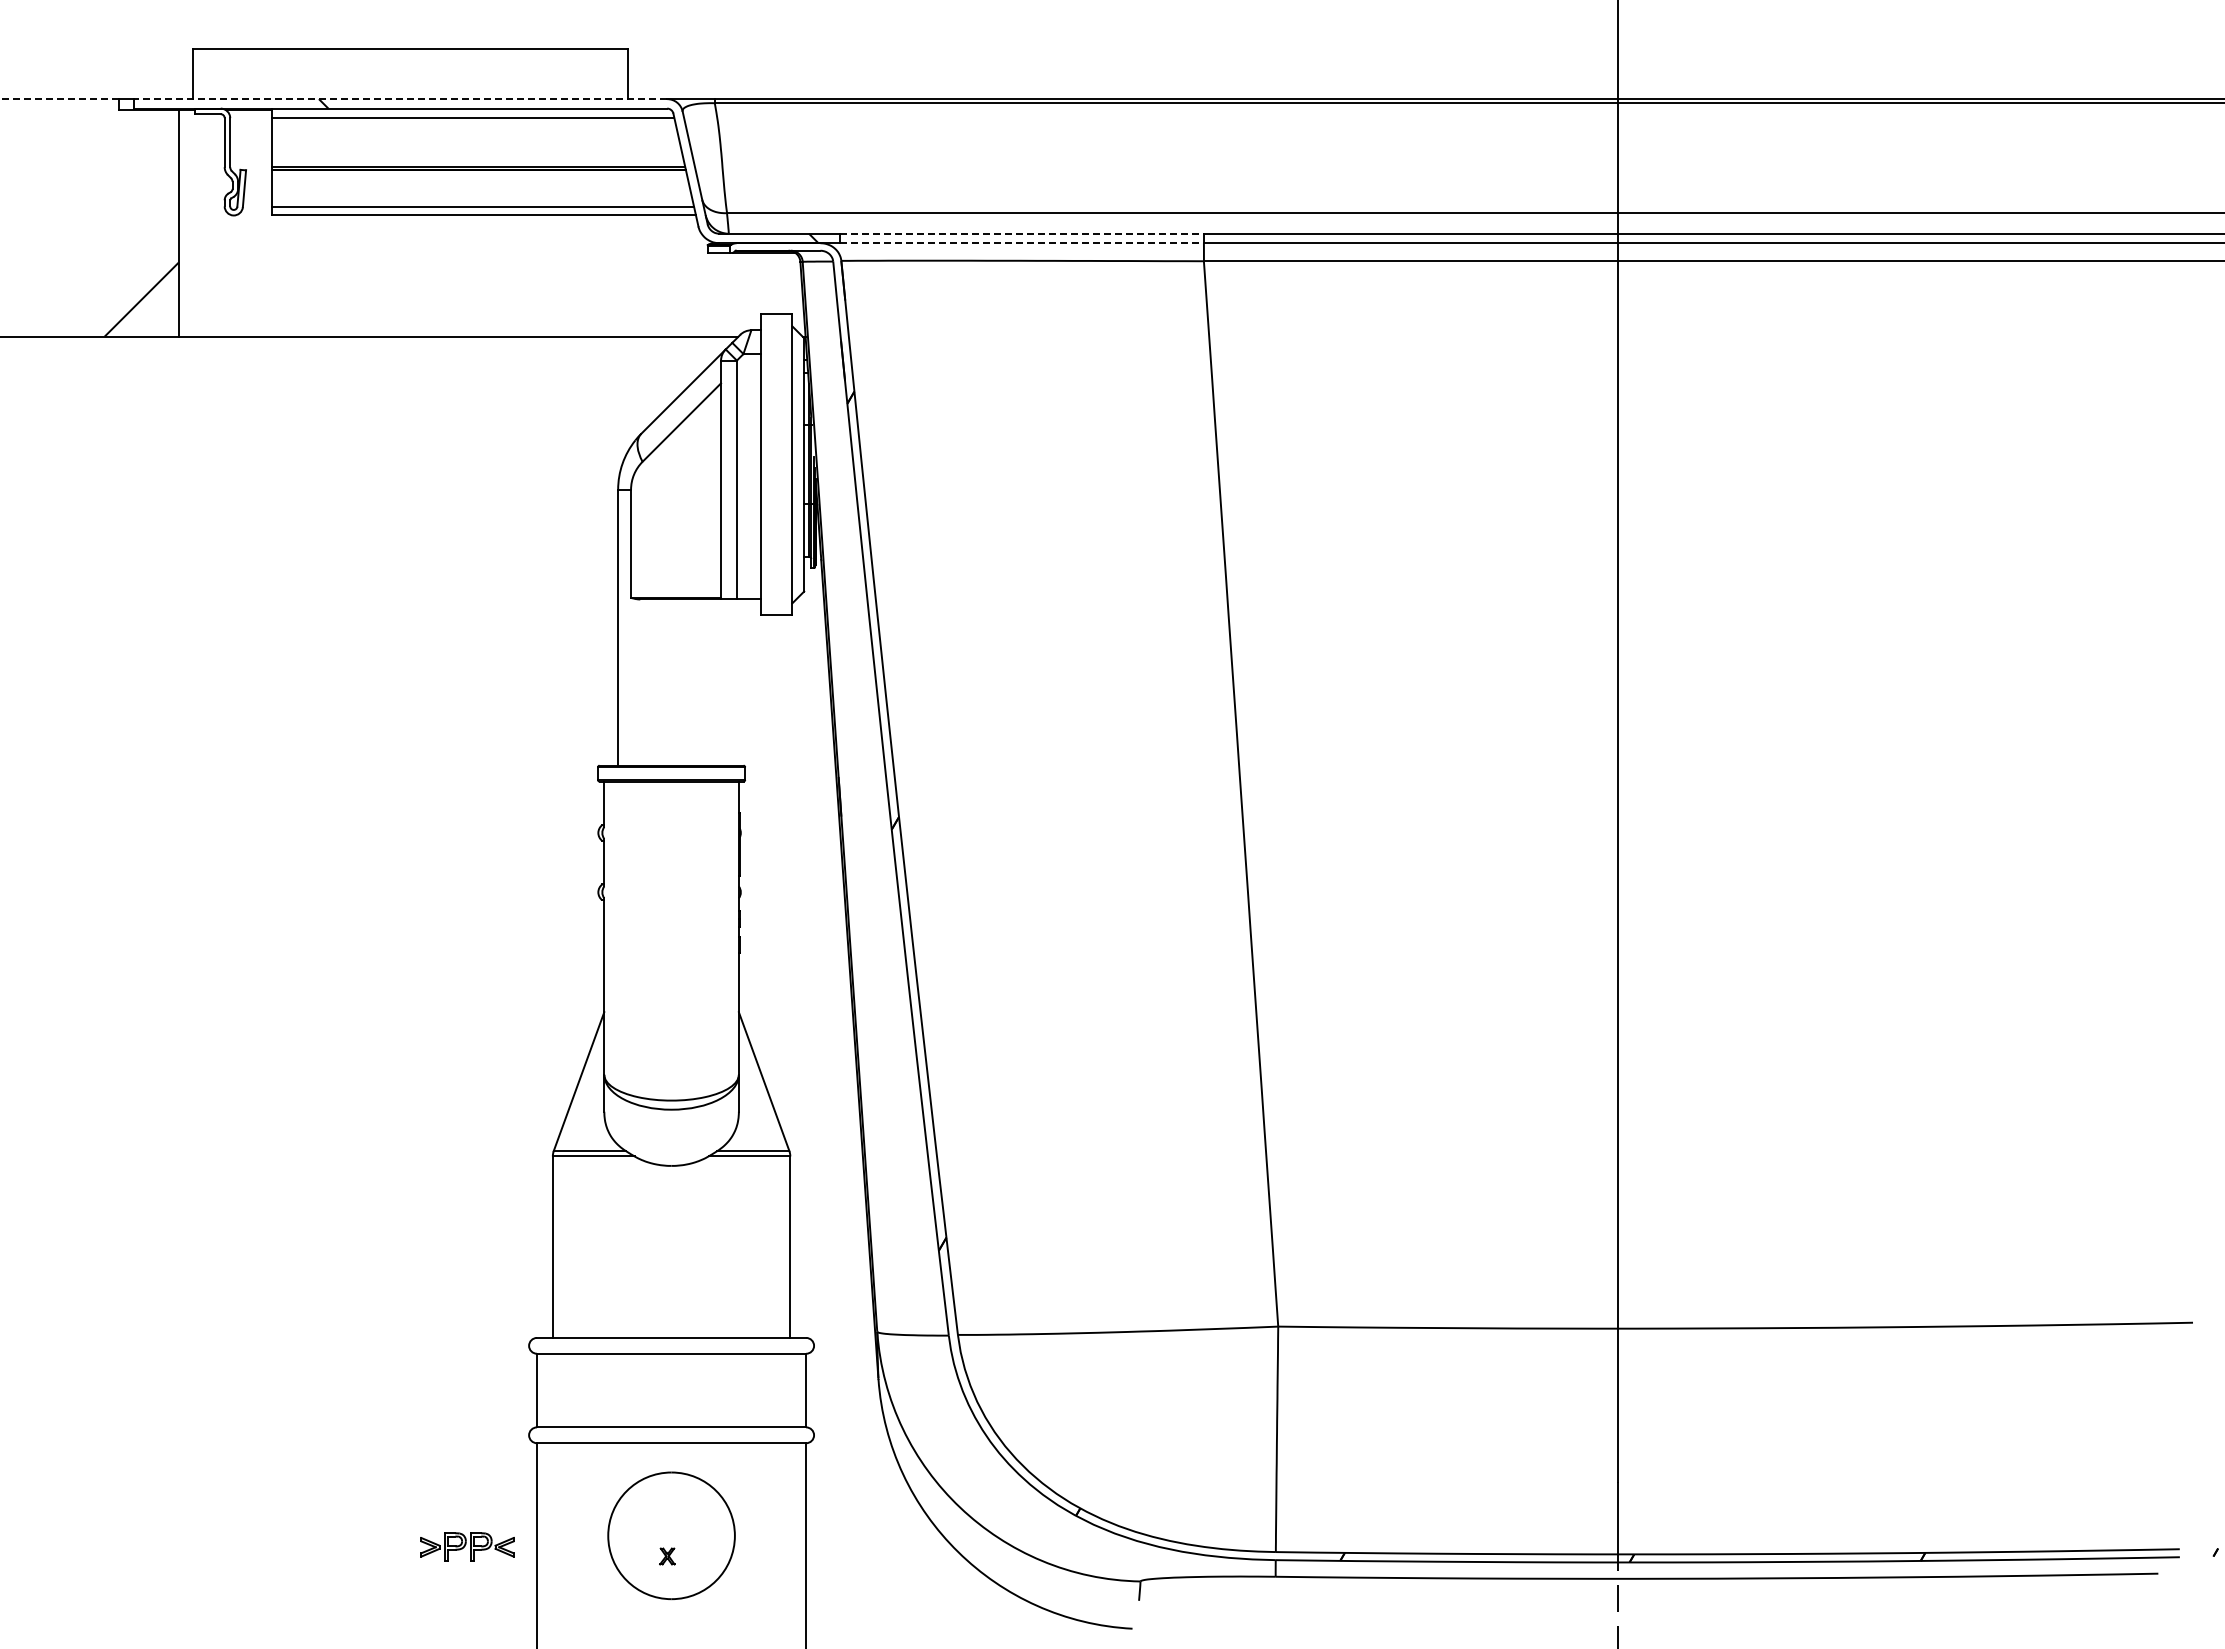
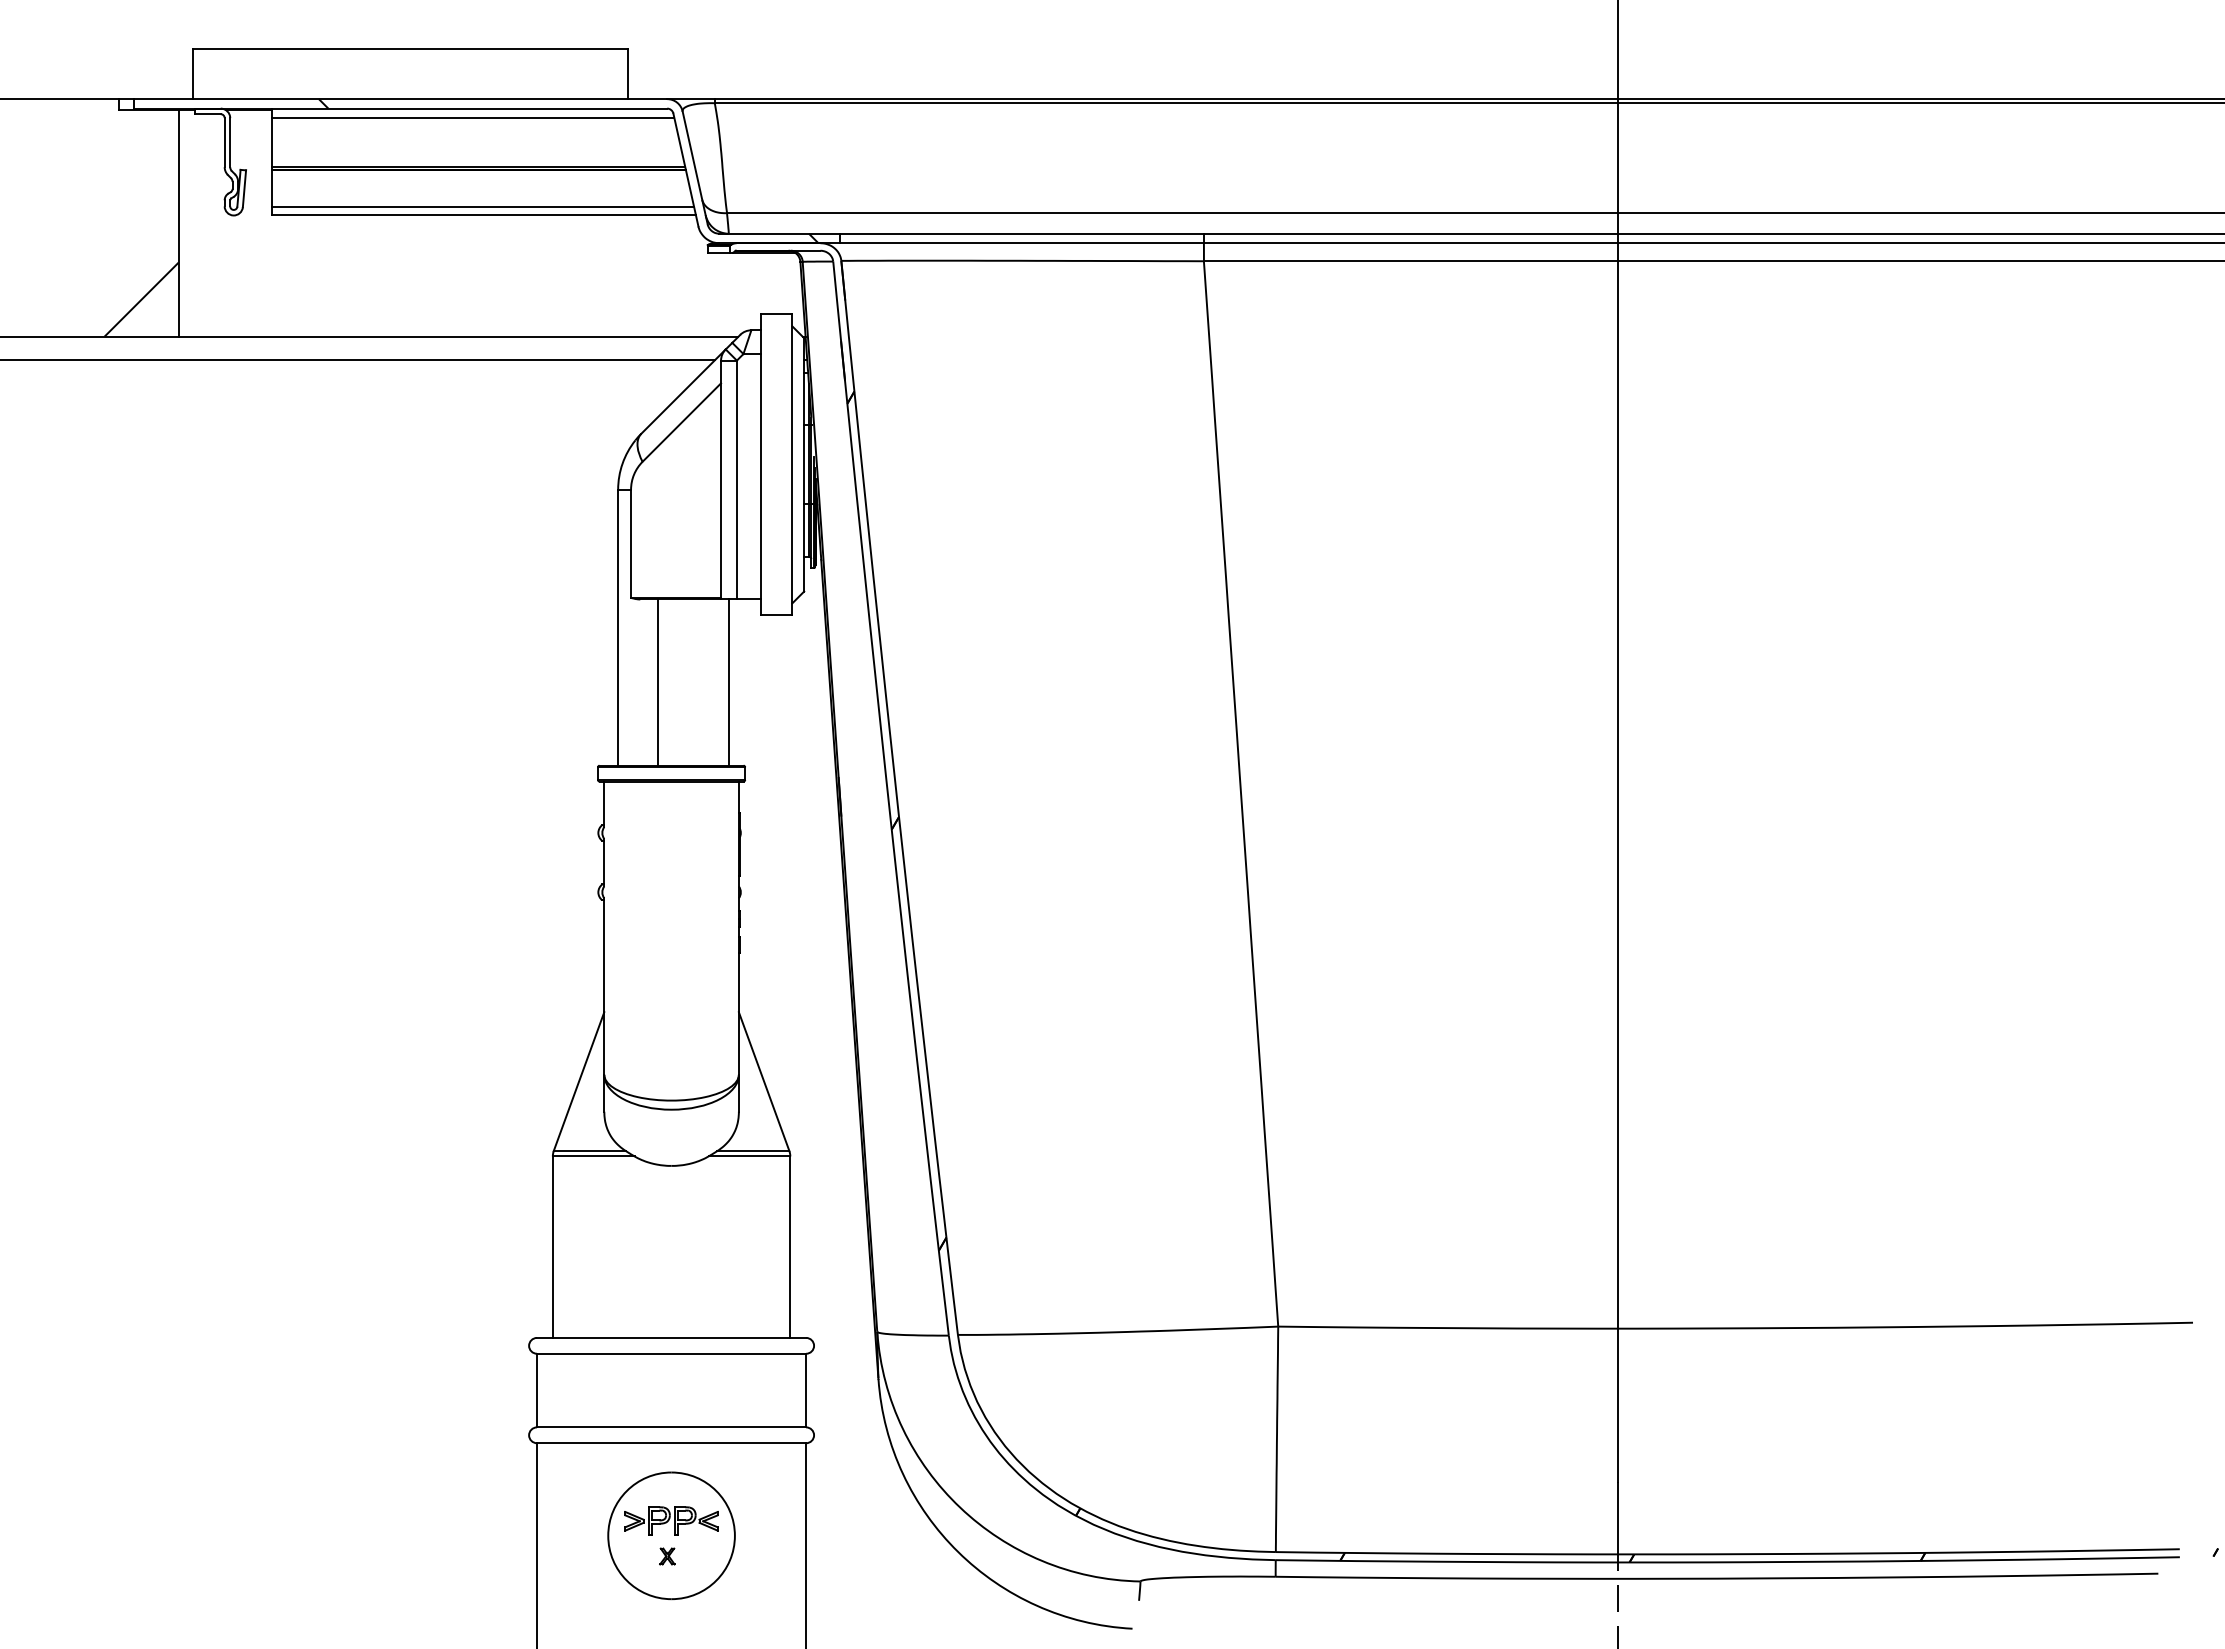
line: dashed -> solid (59, 99)
line: dashed -> solid (400, 99)
line: dashed -> solid (1021, 233)
line: dashed -> solid (1021, 243)
line: none -> present (358, 360)
line: none -> present (657, 682)
line: none -> present (728, 682)
part position: (467, 1546) -> (671, 1520) (671, 1520)
